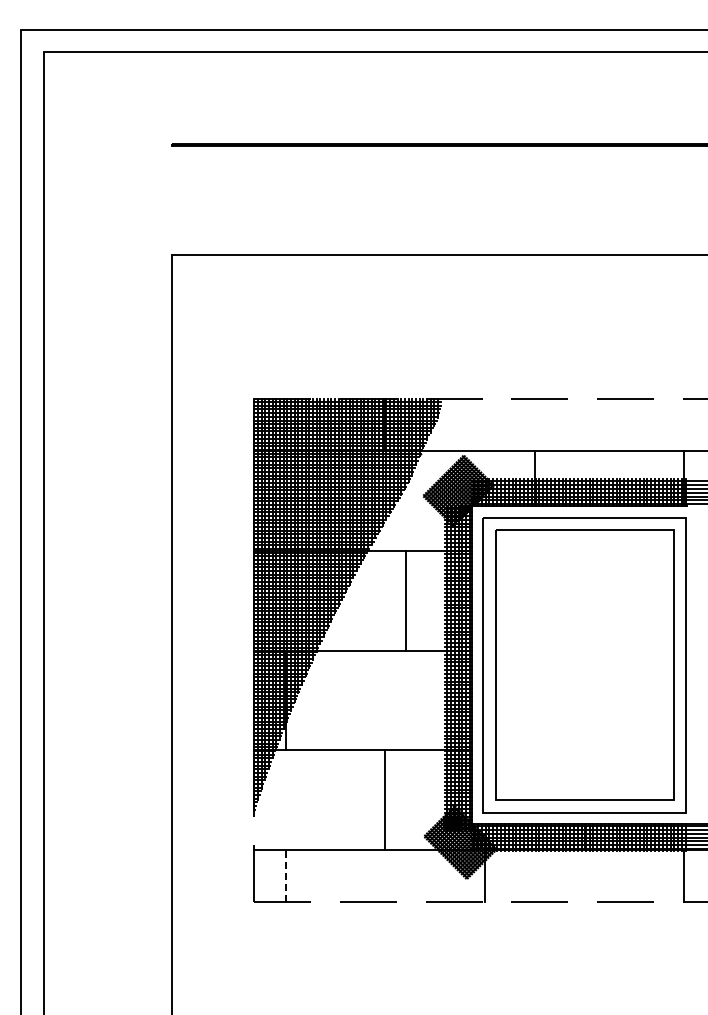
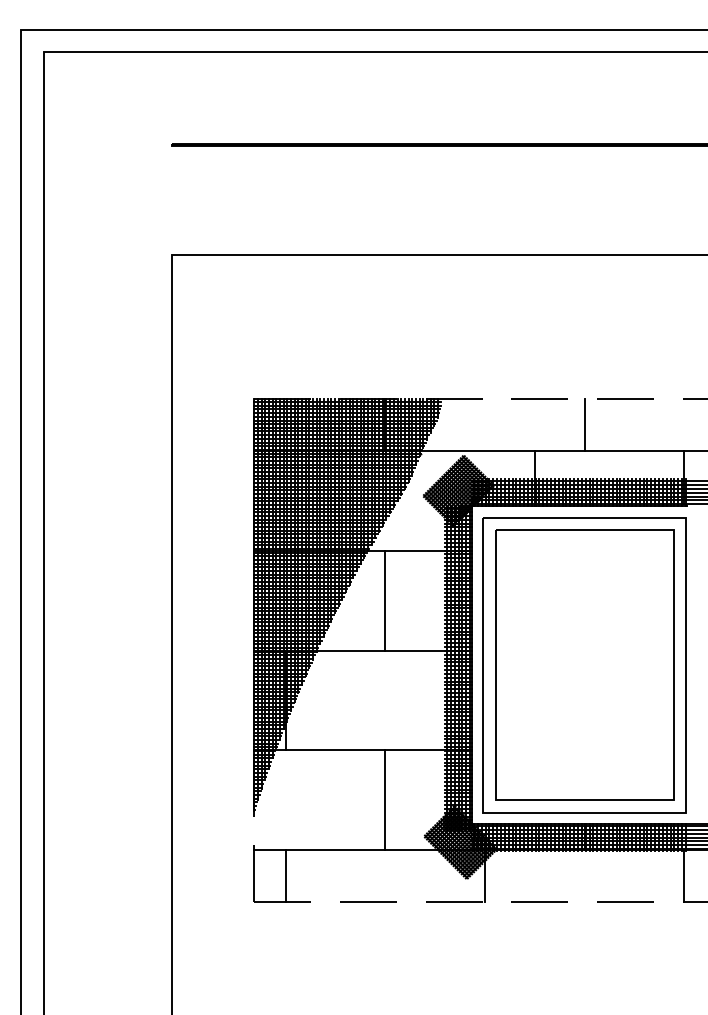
line: none -> present (584, 425)
line position: (406, 600) -> (385, 600) (385, 600)
line: dashed -> solid (285, 875)
